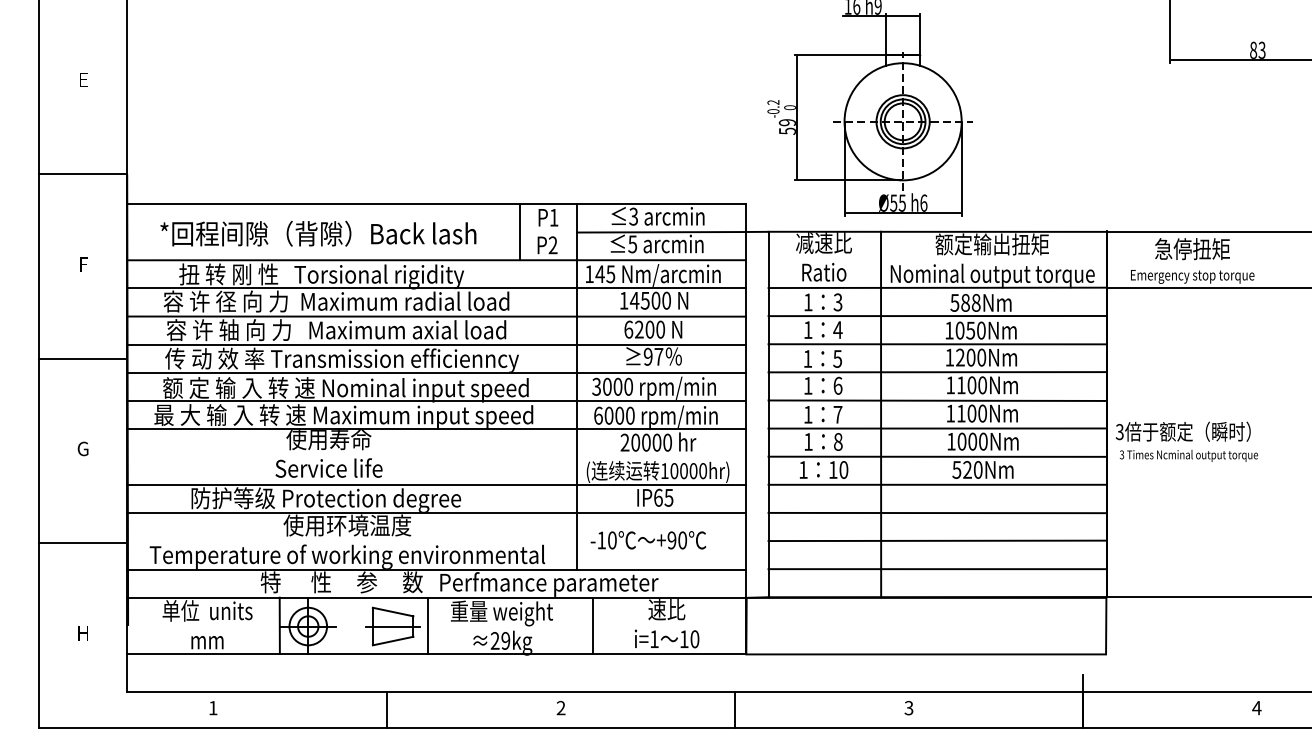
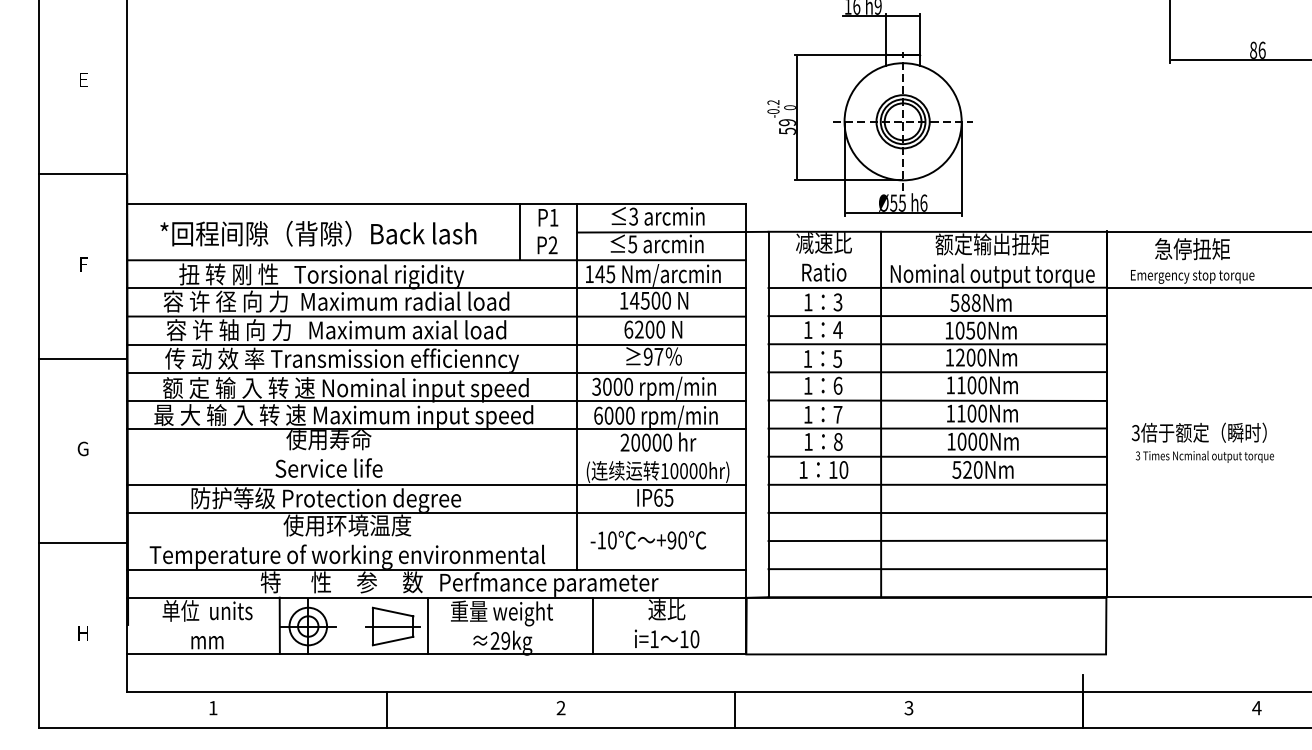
text: 83 -> 86 (1261, 49)
text position: (1186, 441) -> (1202, 442) (1202, 442)
